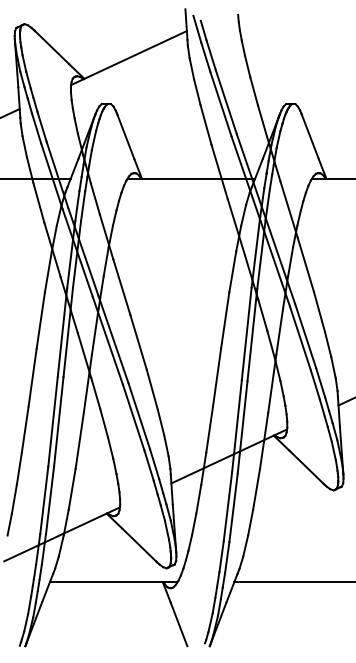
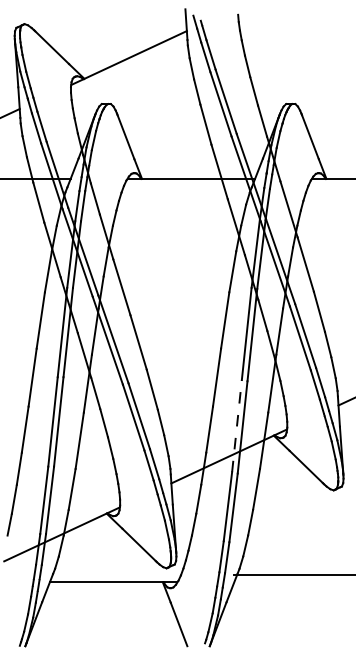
line: solid -> dashed (237, 425)
line position: (293, 582) -> (293, 575) (293, 575)
